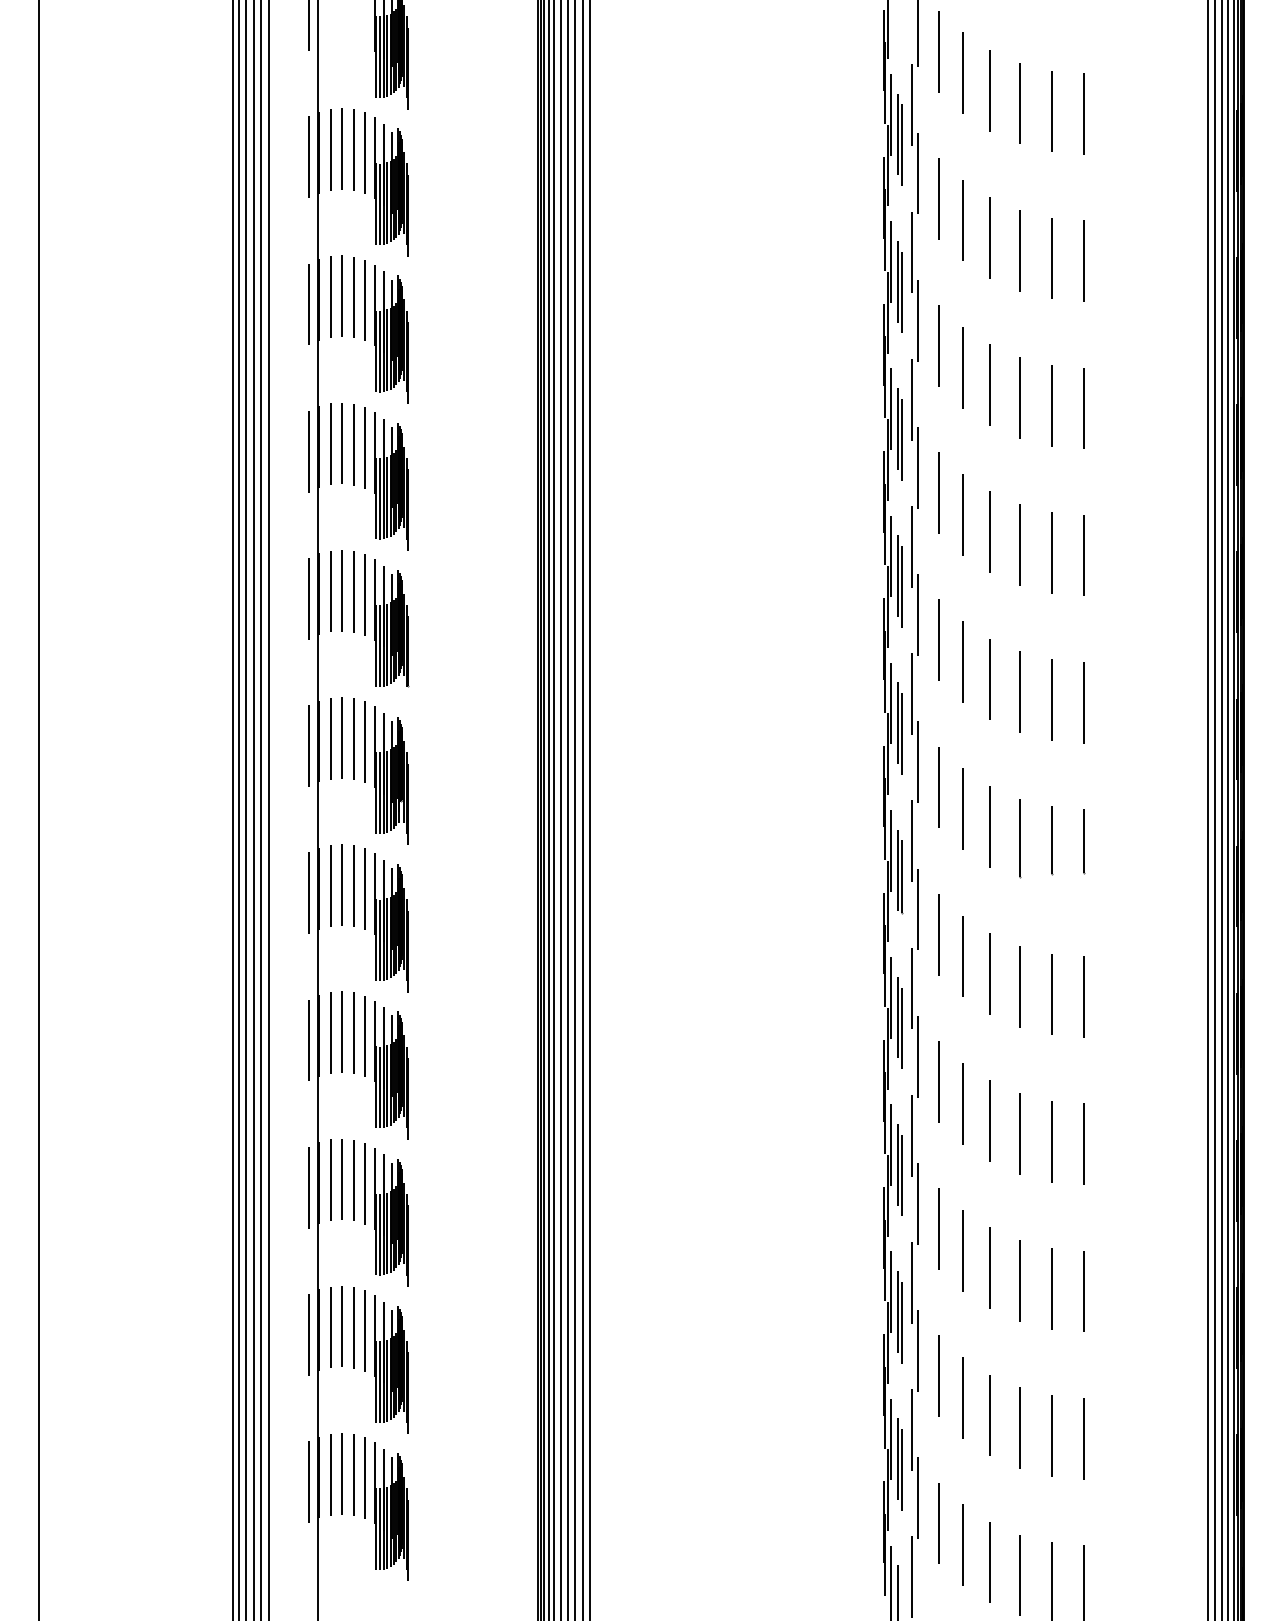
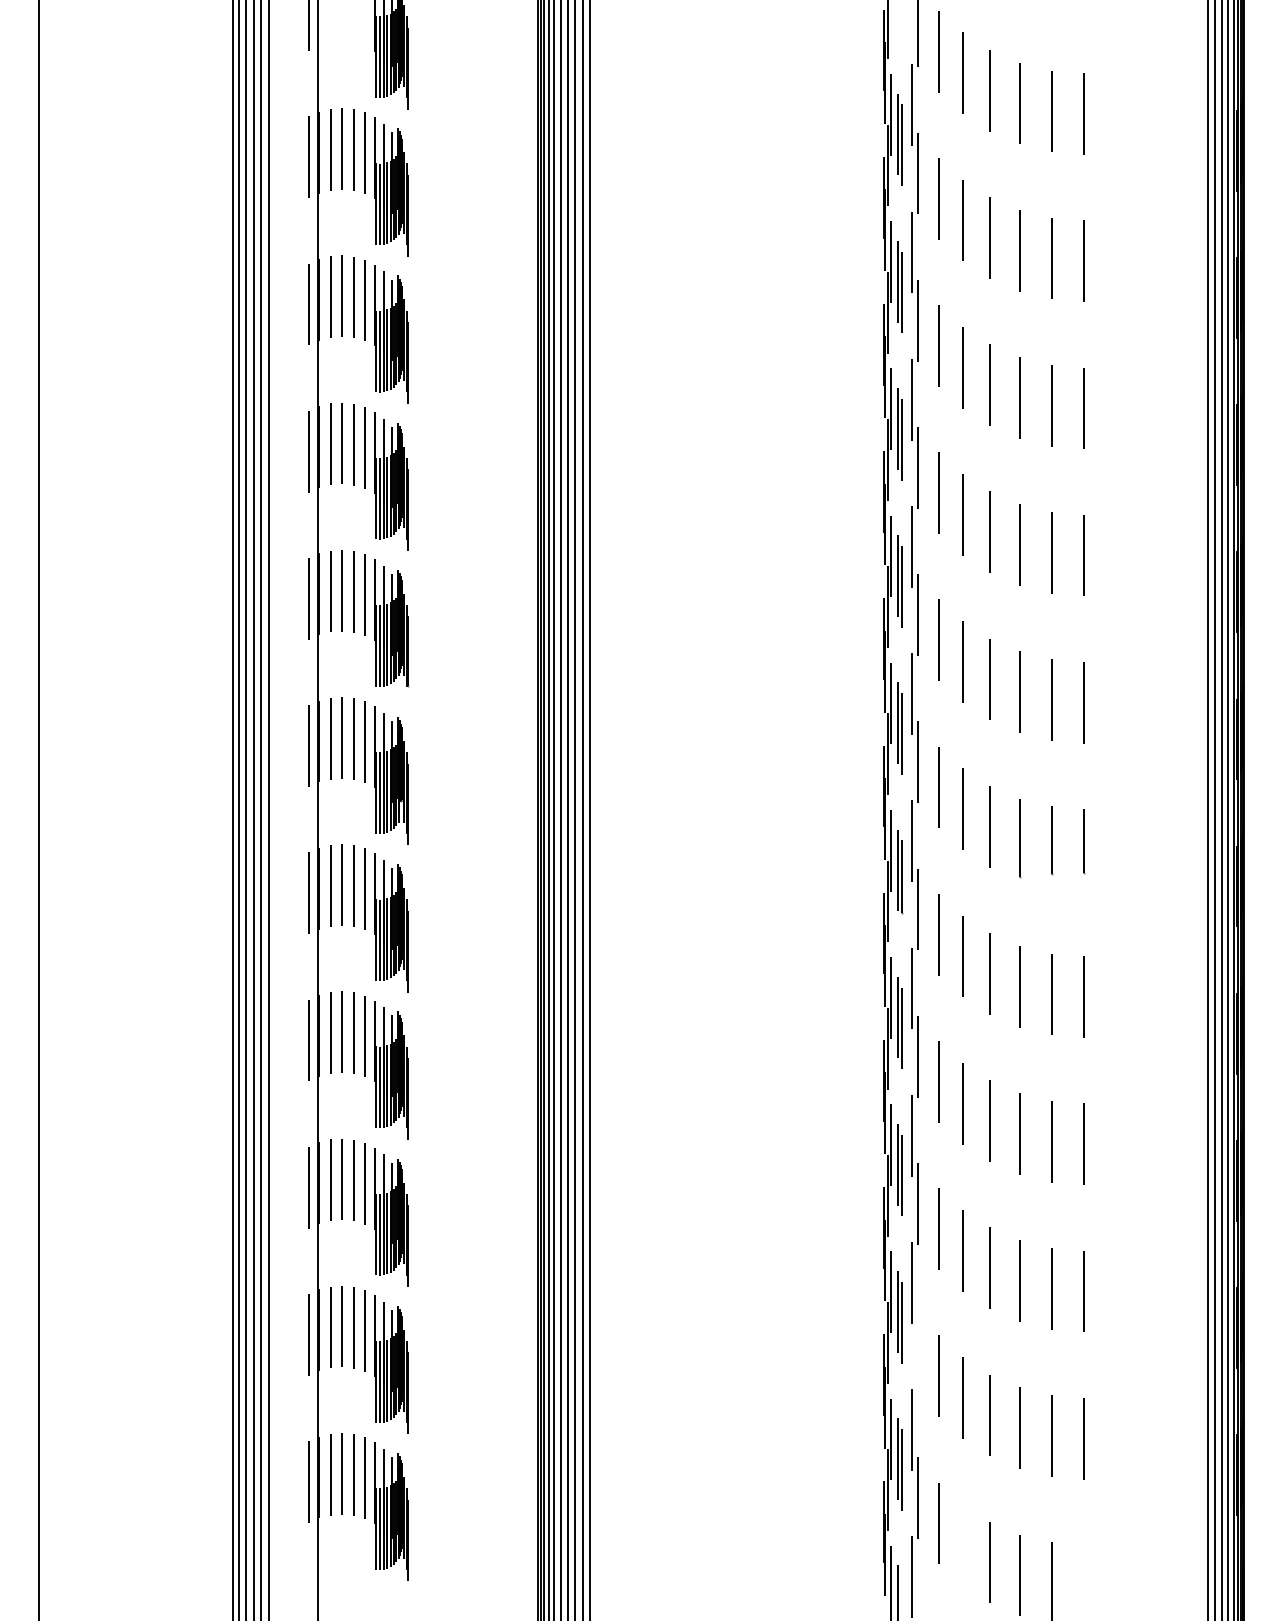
line: present -> none (918, 1350)
line: present -> none (962, 1545)
line: present -> none (1083, 1581)
